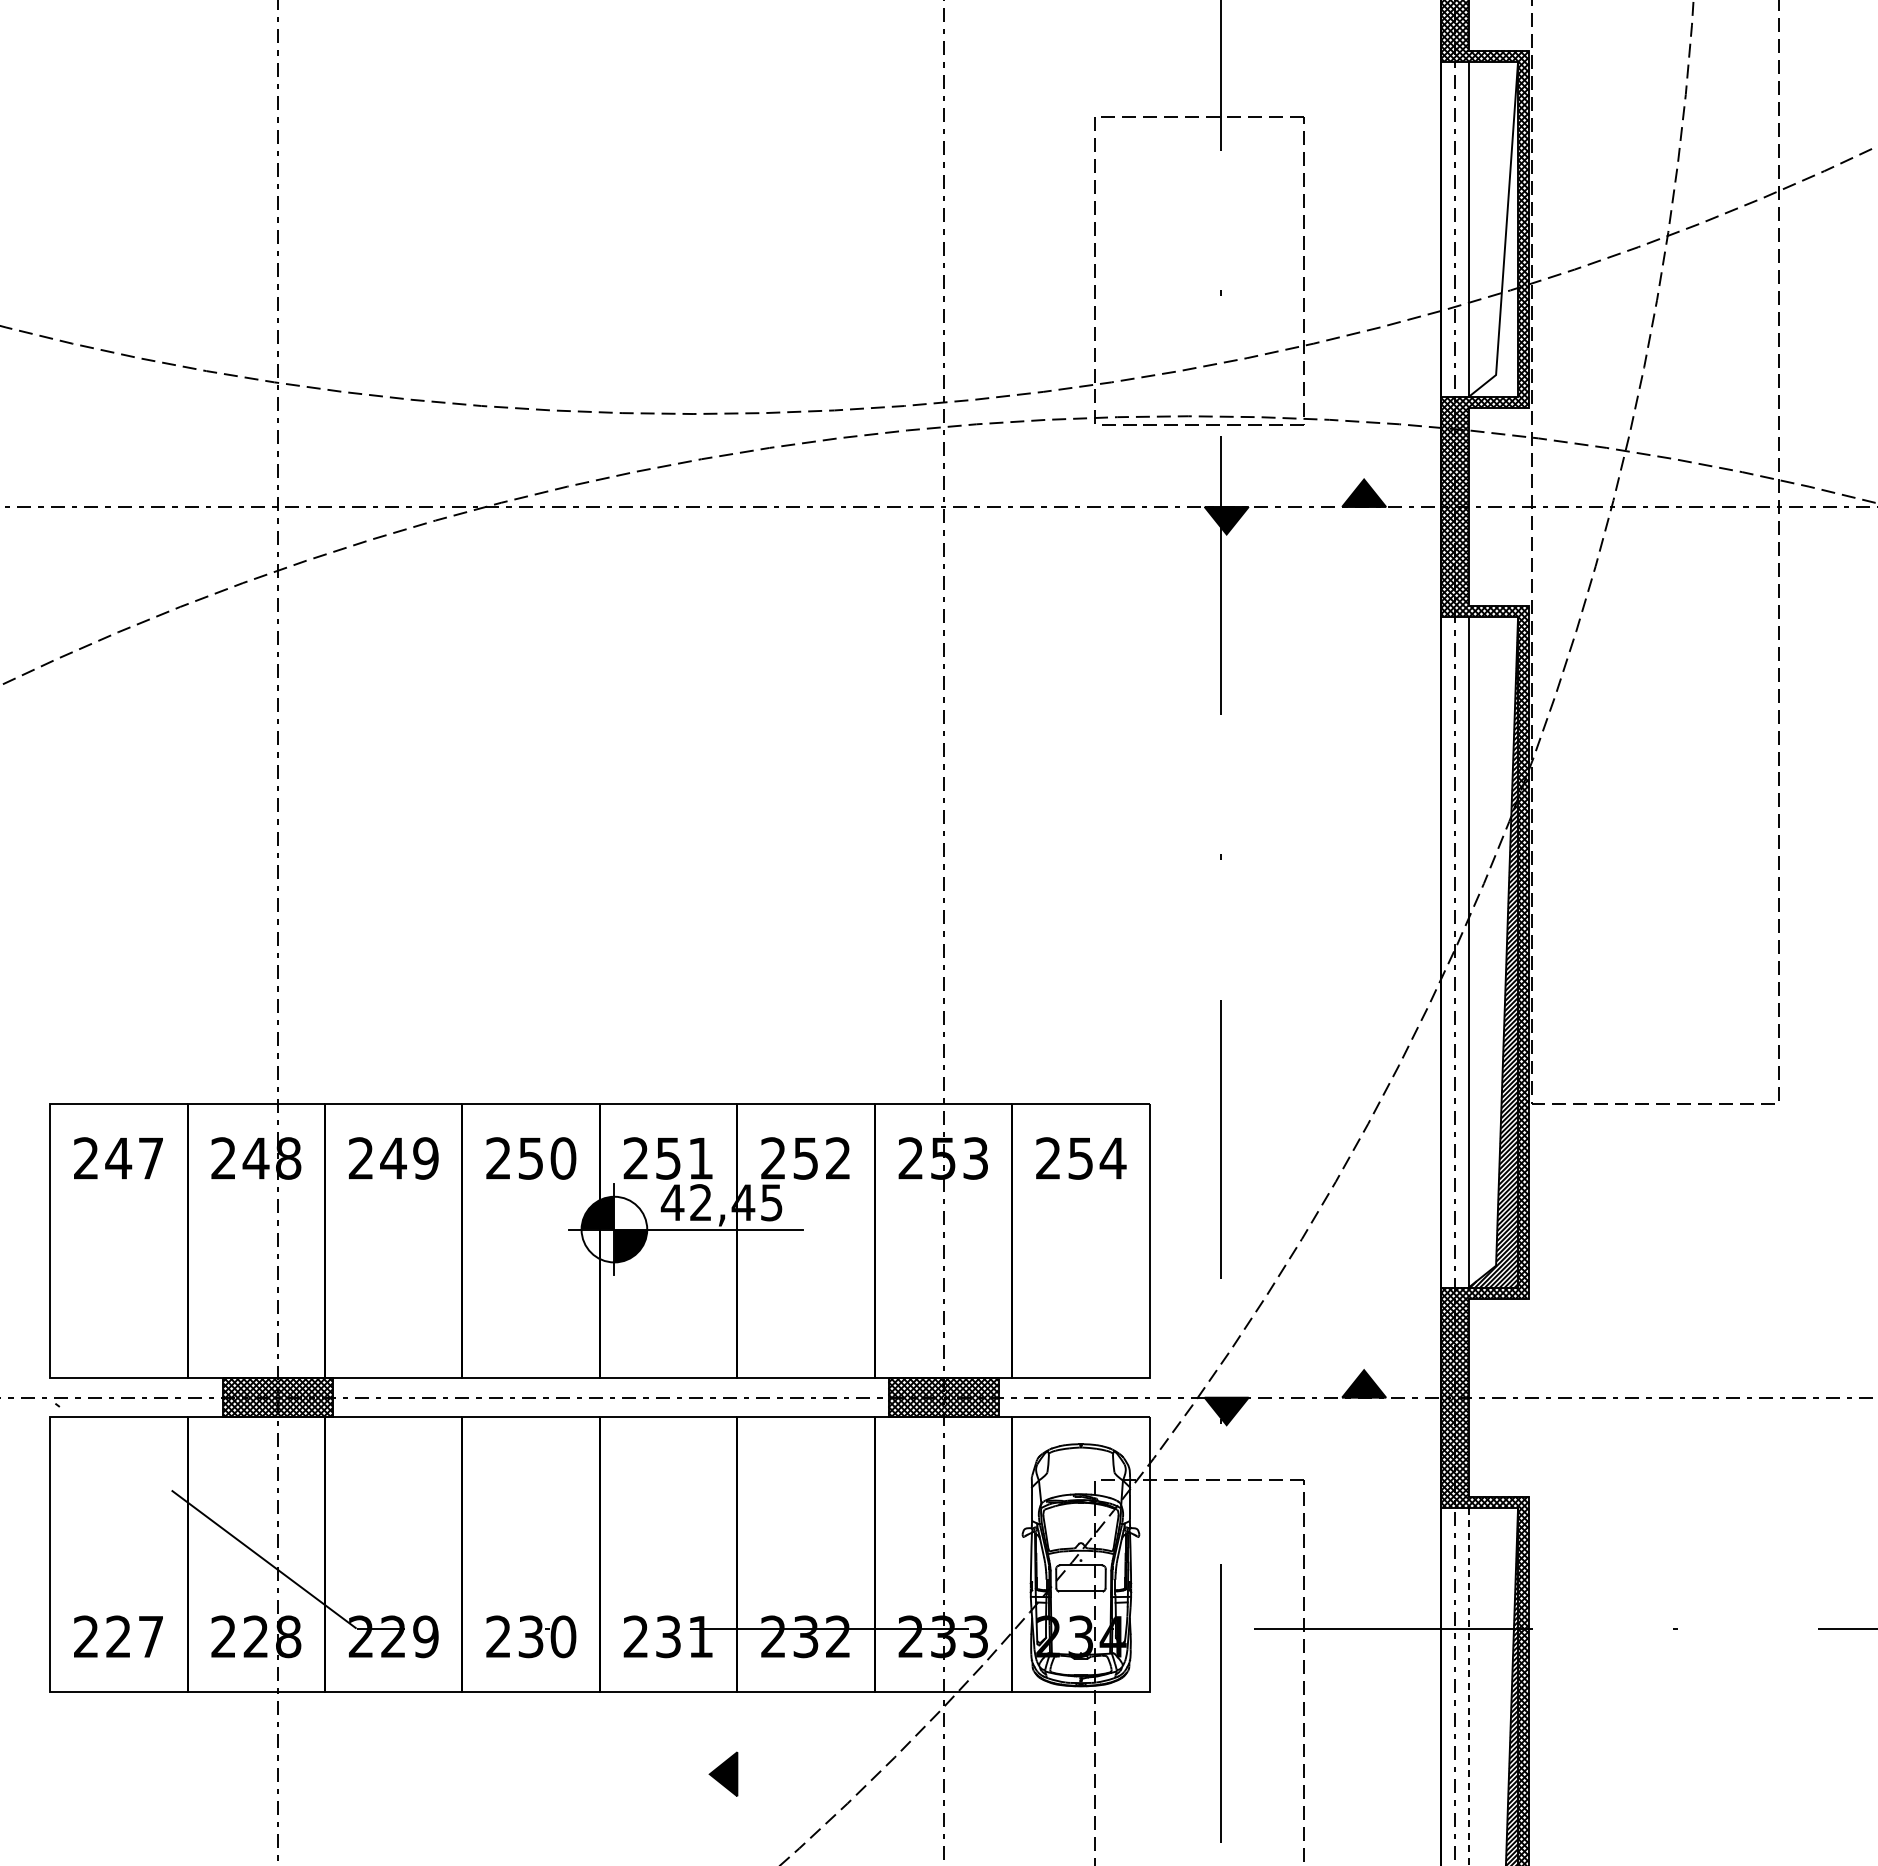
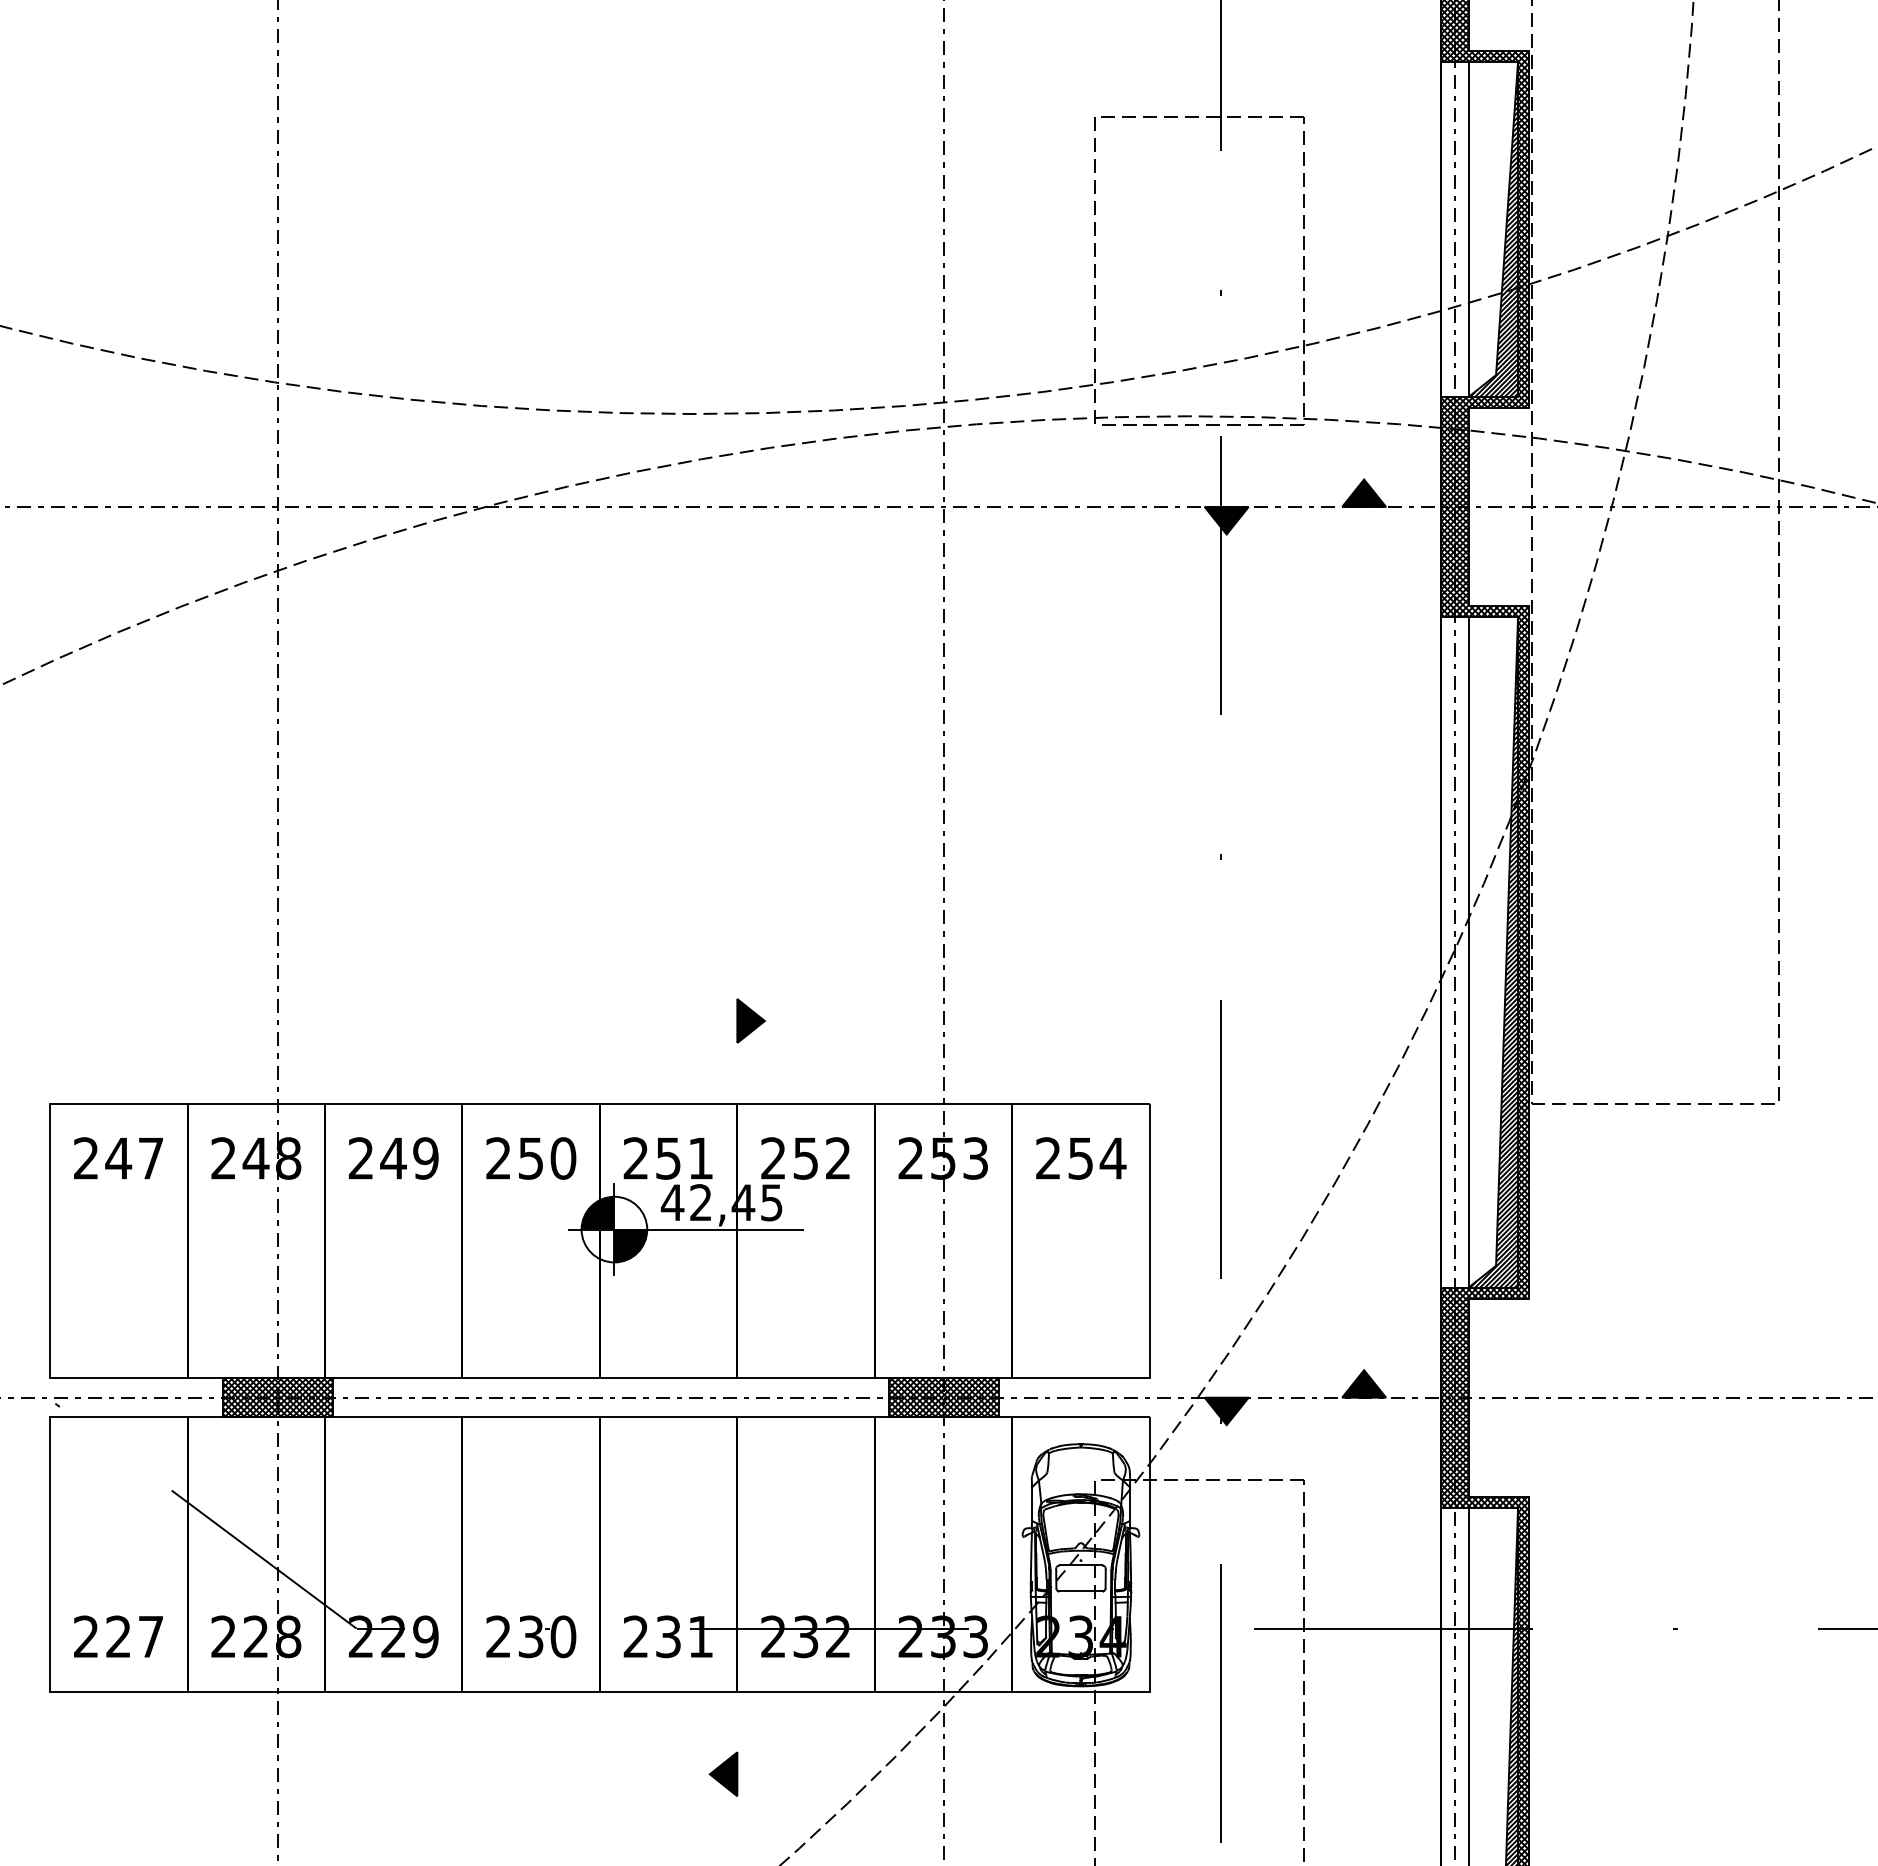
hatch: none -> present (1494, 229)
part: none -> present (750, 1020)
line: dashed -> solid (1468, 1686)
